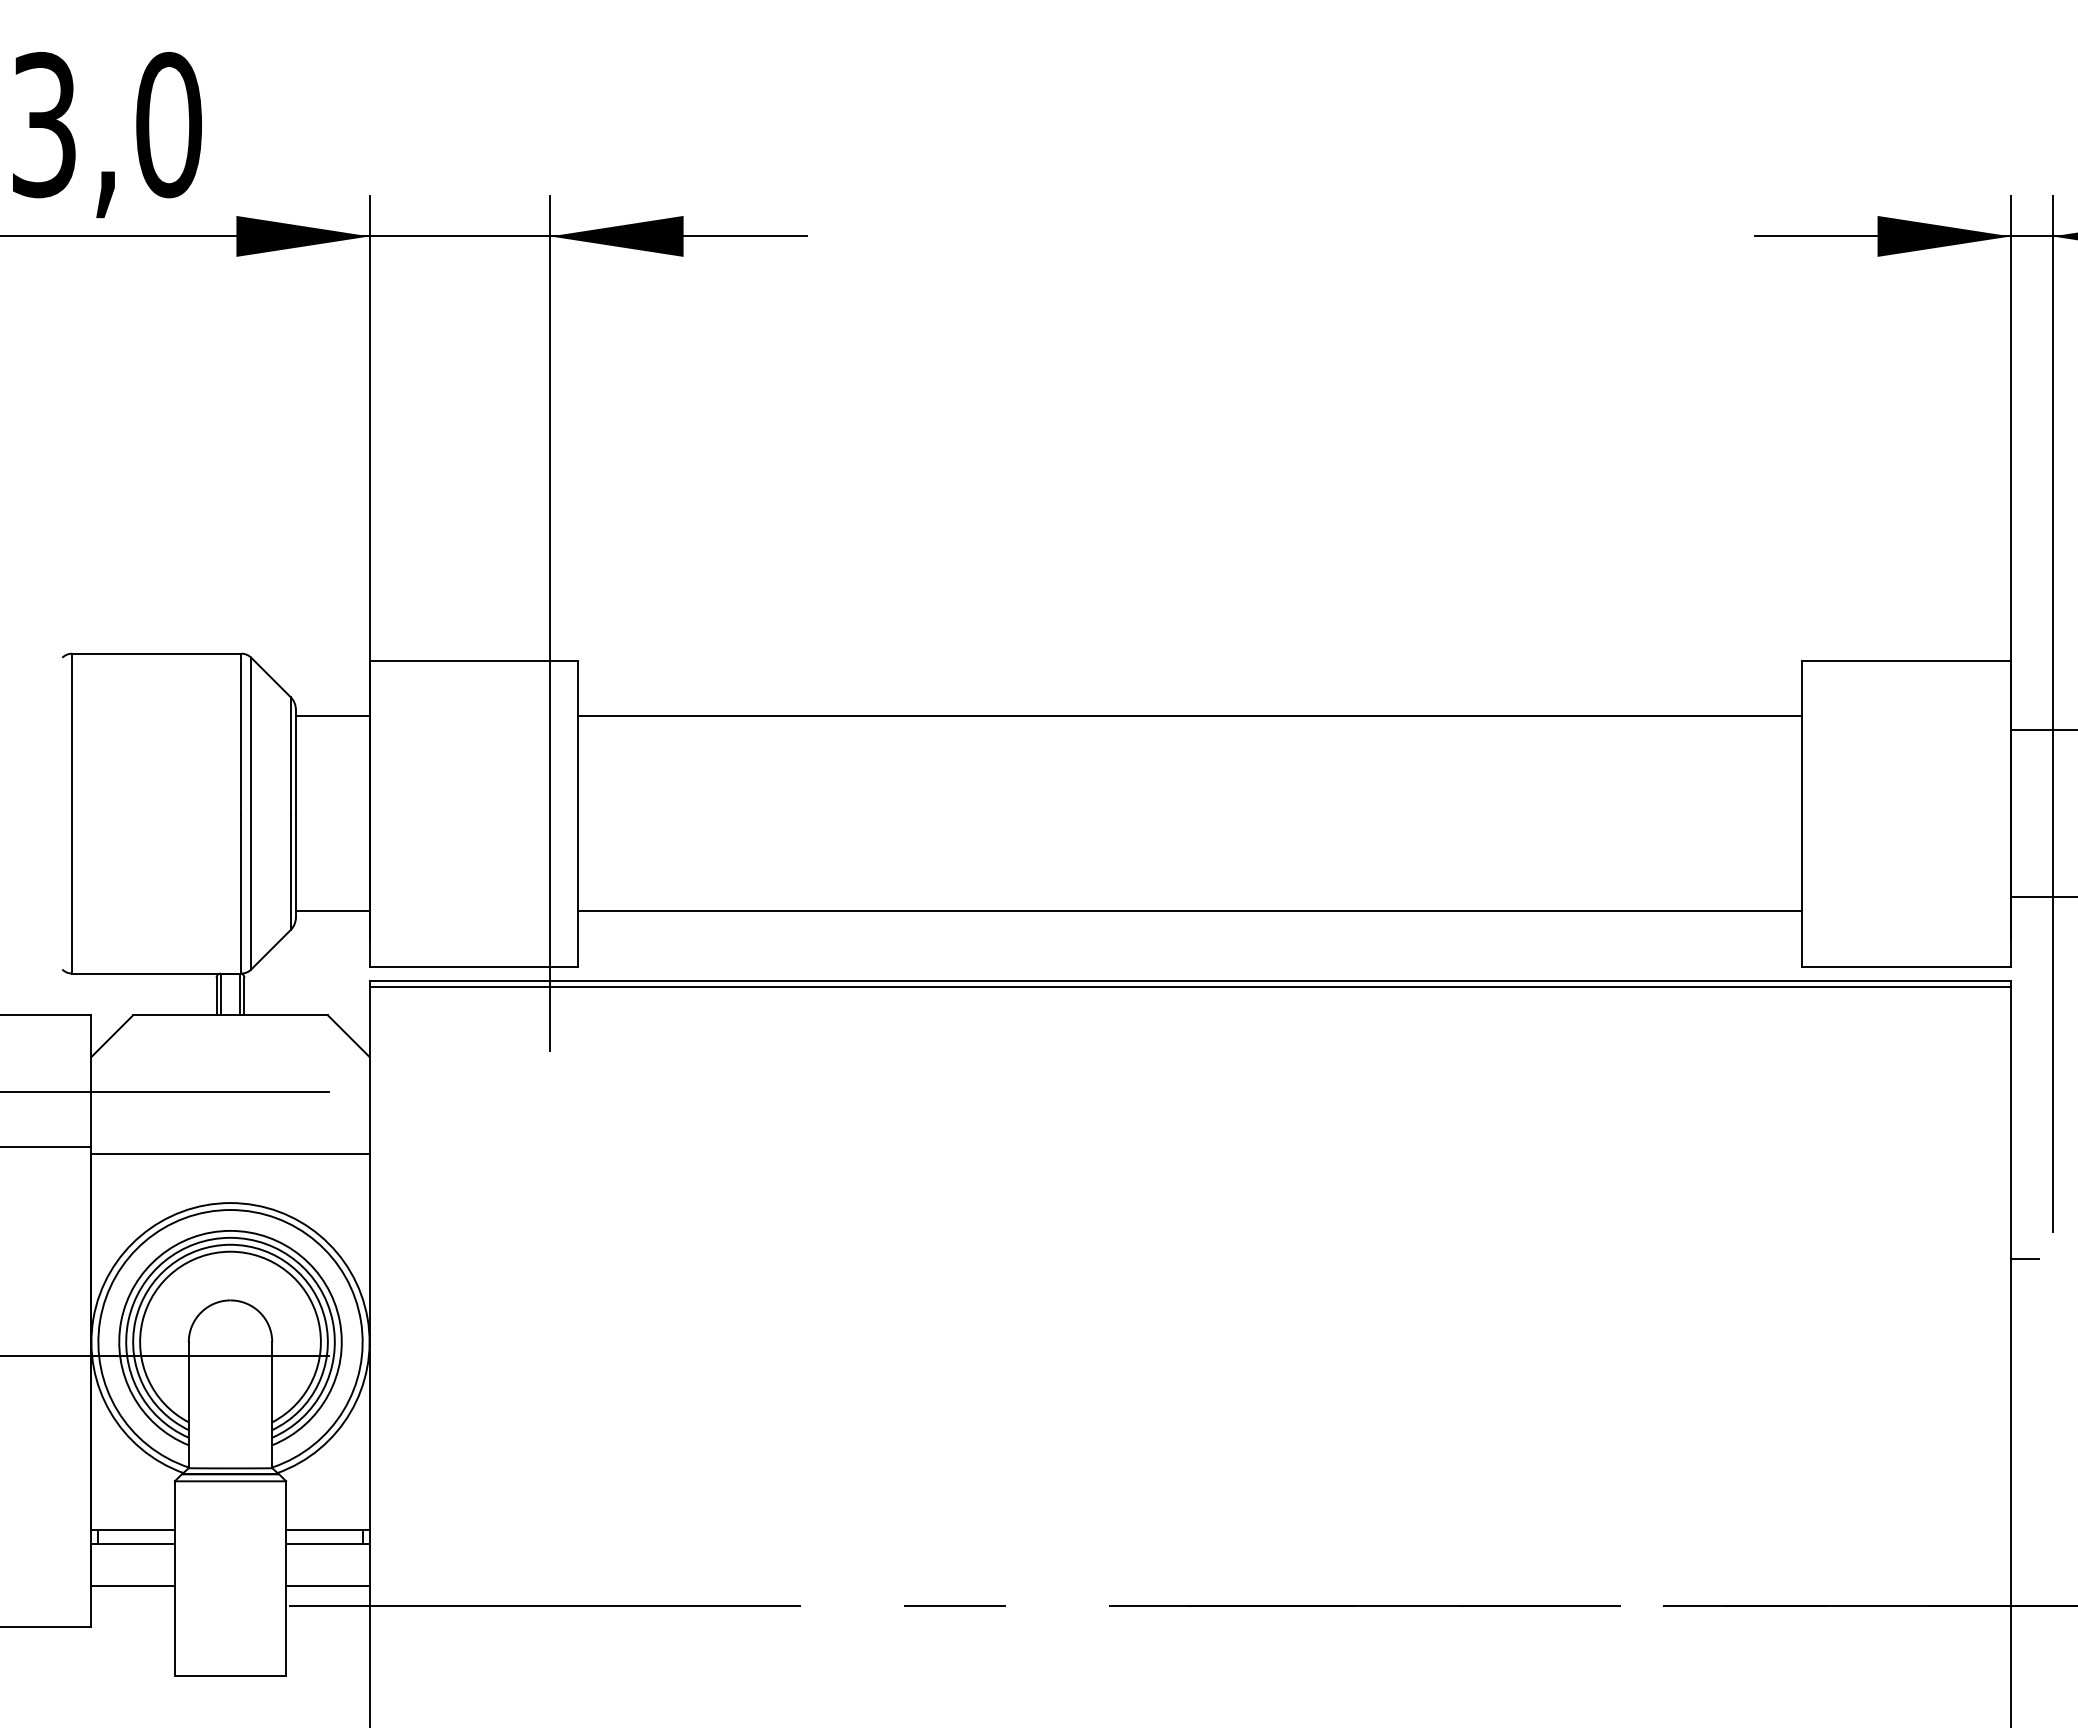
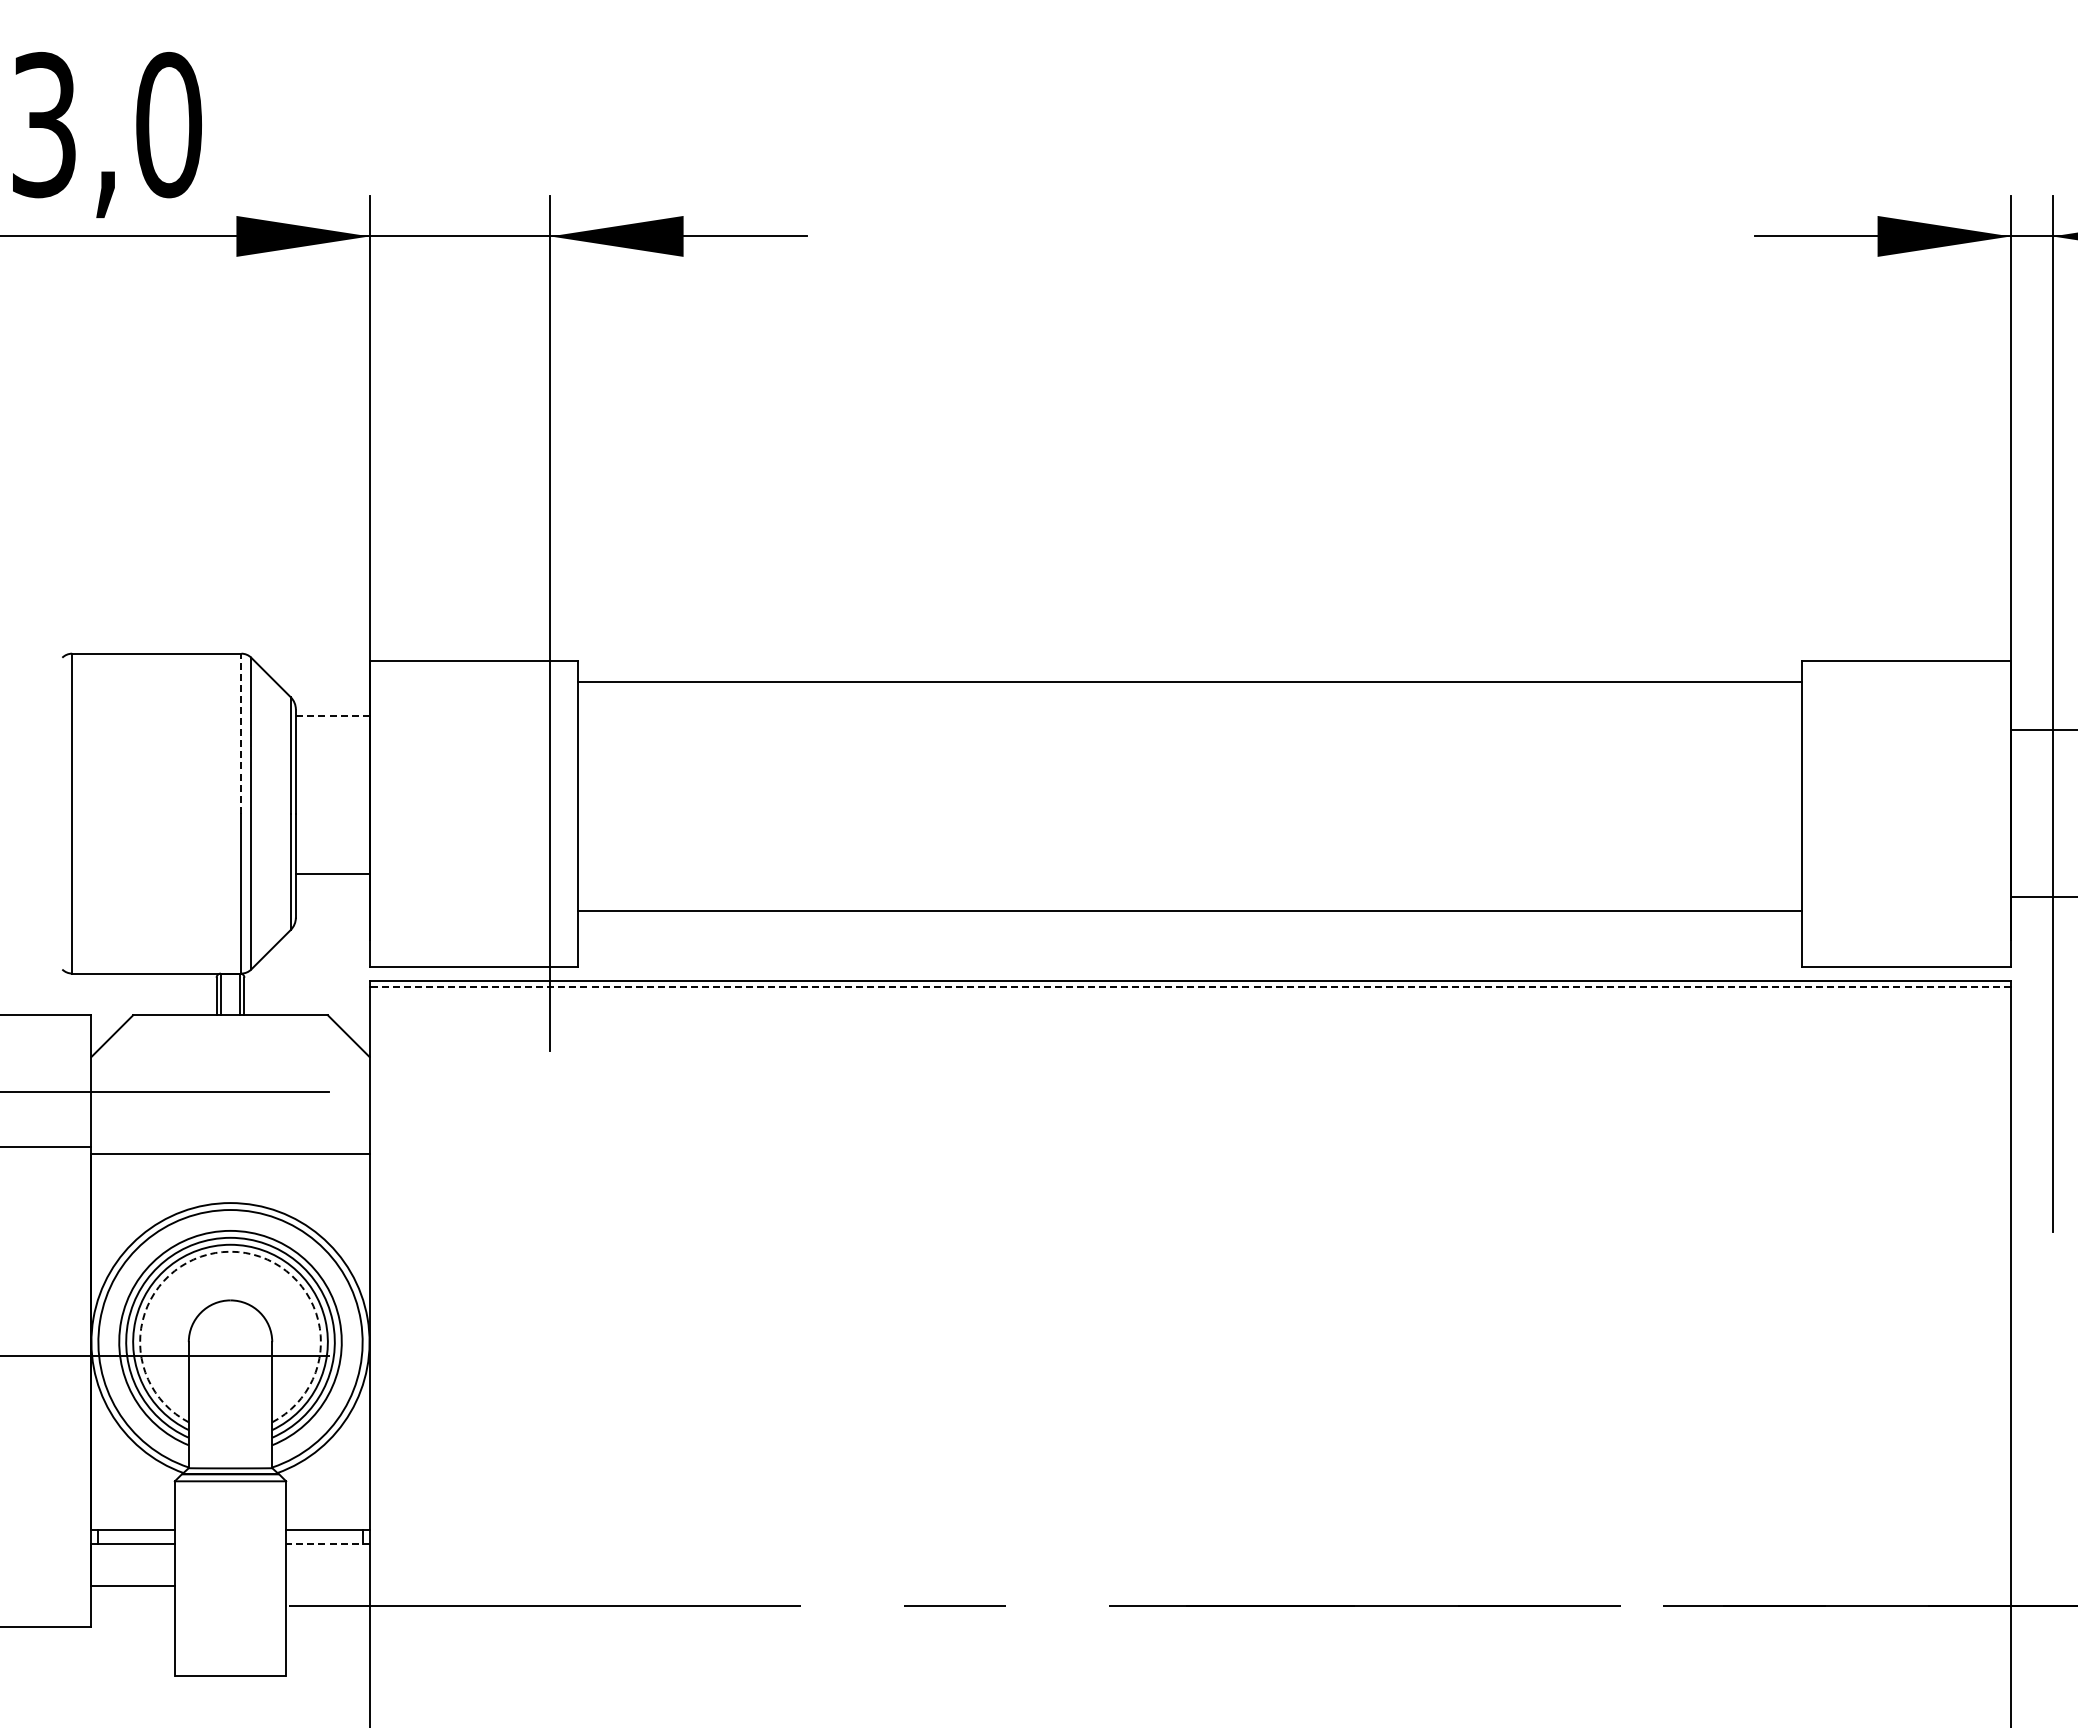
line: solid -> dashed (332, 716)
line position: (1190, 716) -> (1190, 682) (1190, 682)
line: solid -> dashed (241, 733)
line position: (332, 910) -> (332, 873) (332, 873)
line: solid -> dashed (1190, 987)
arc: solid -> dashed (230, 1251)
line: present -> none (2024, 1258)
line: solid -> dashed (327, 1543)
line: present -> none (327, 1585)
